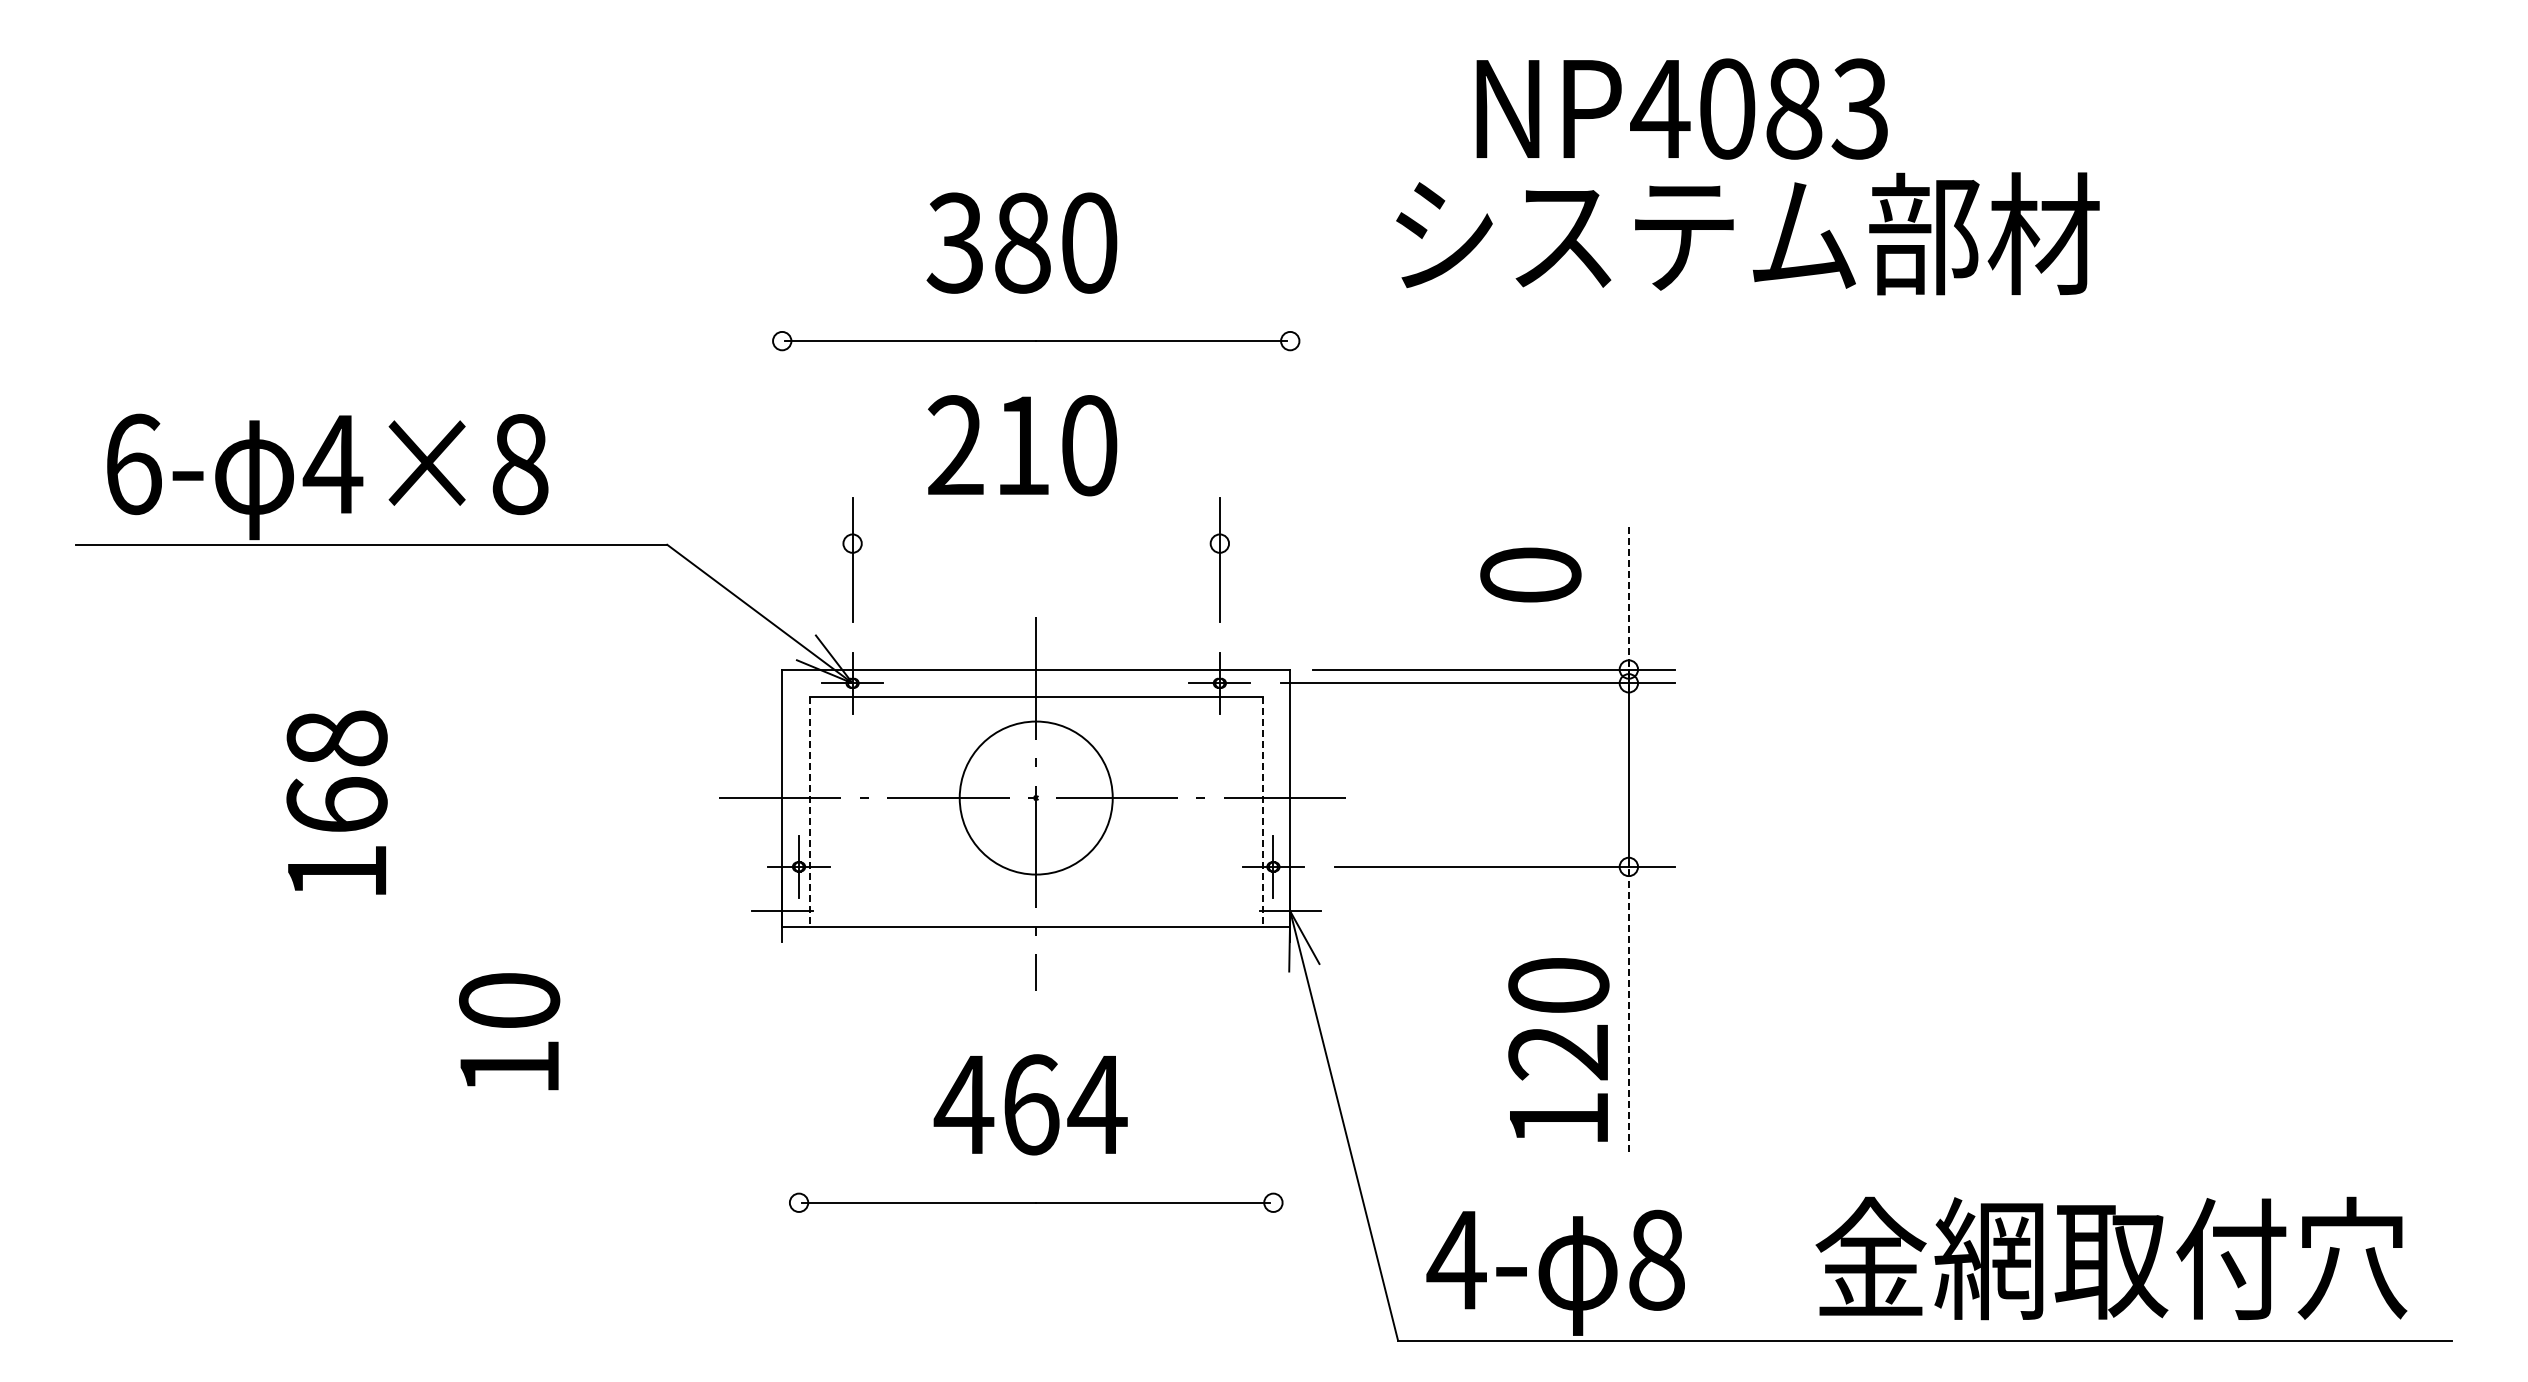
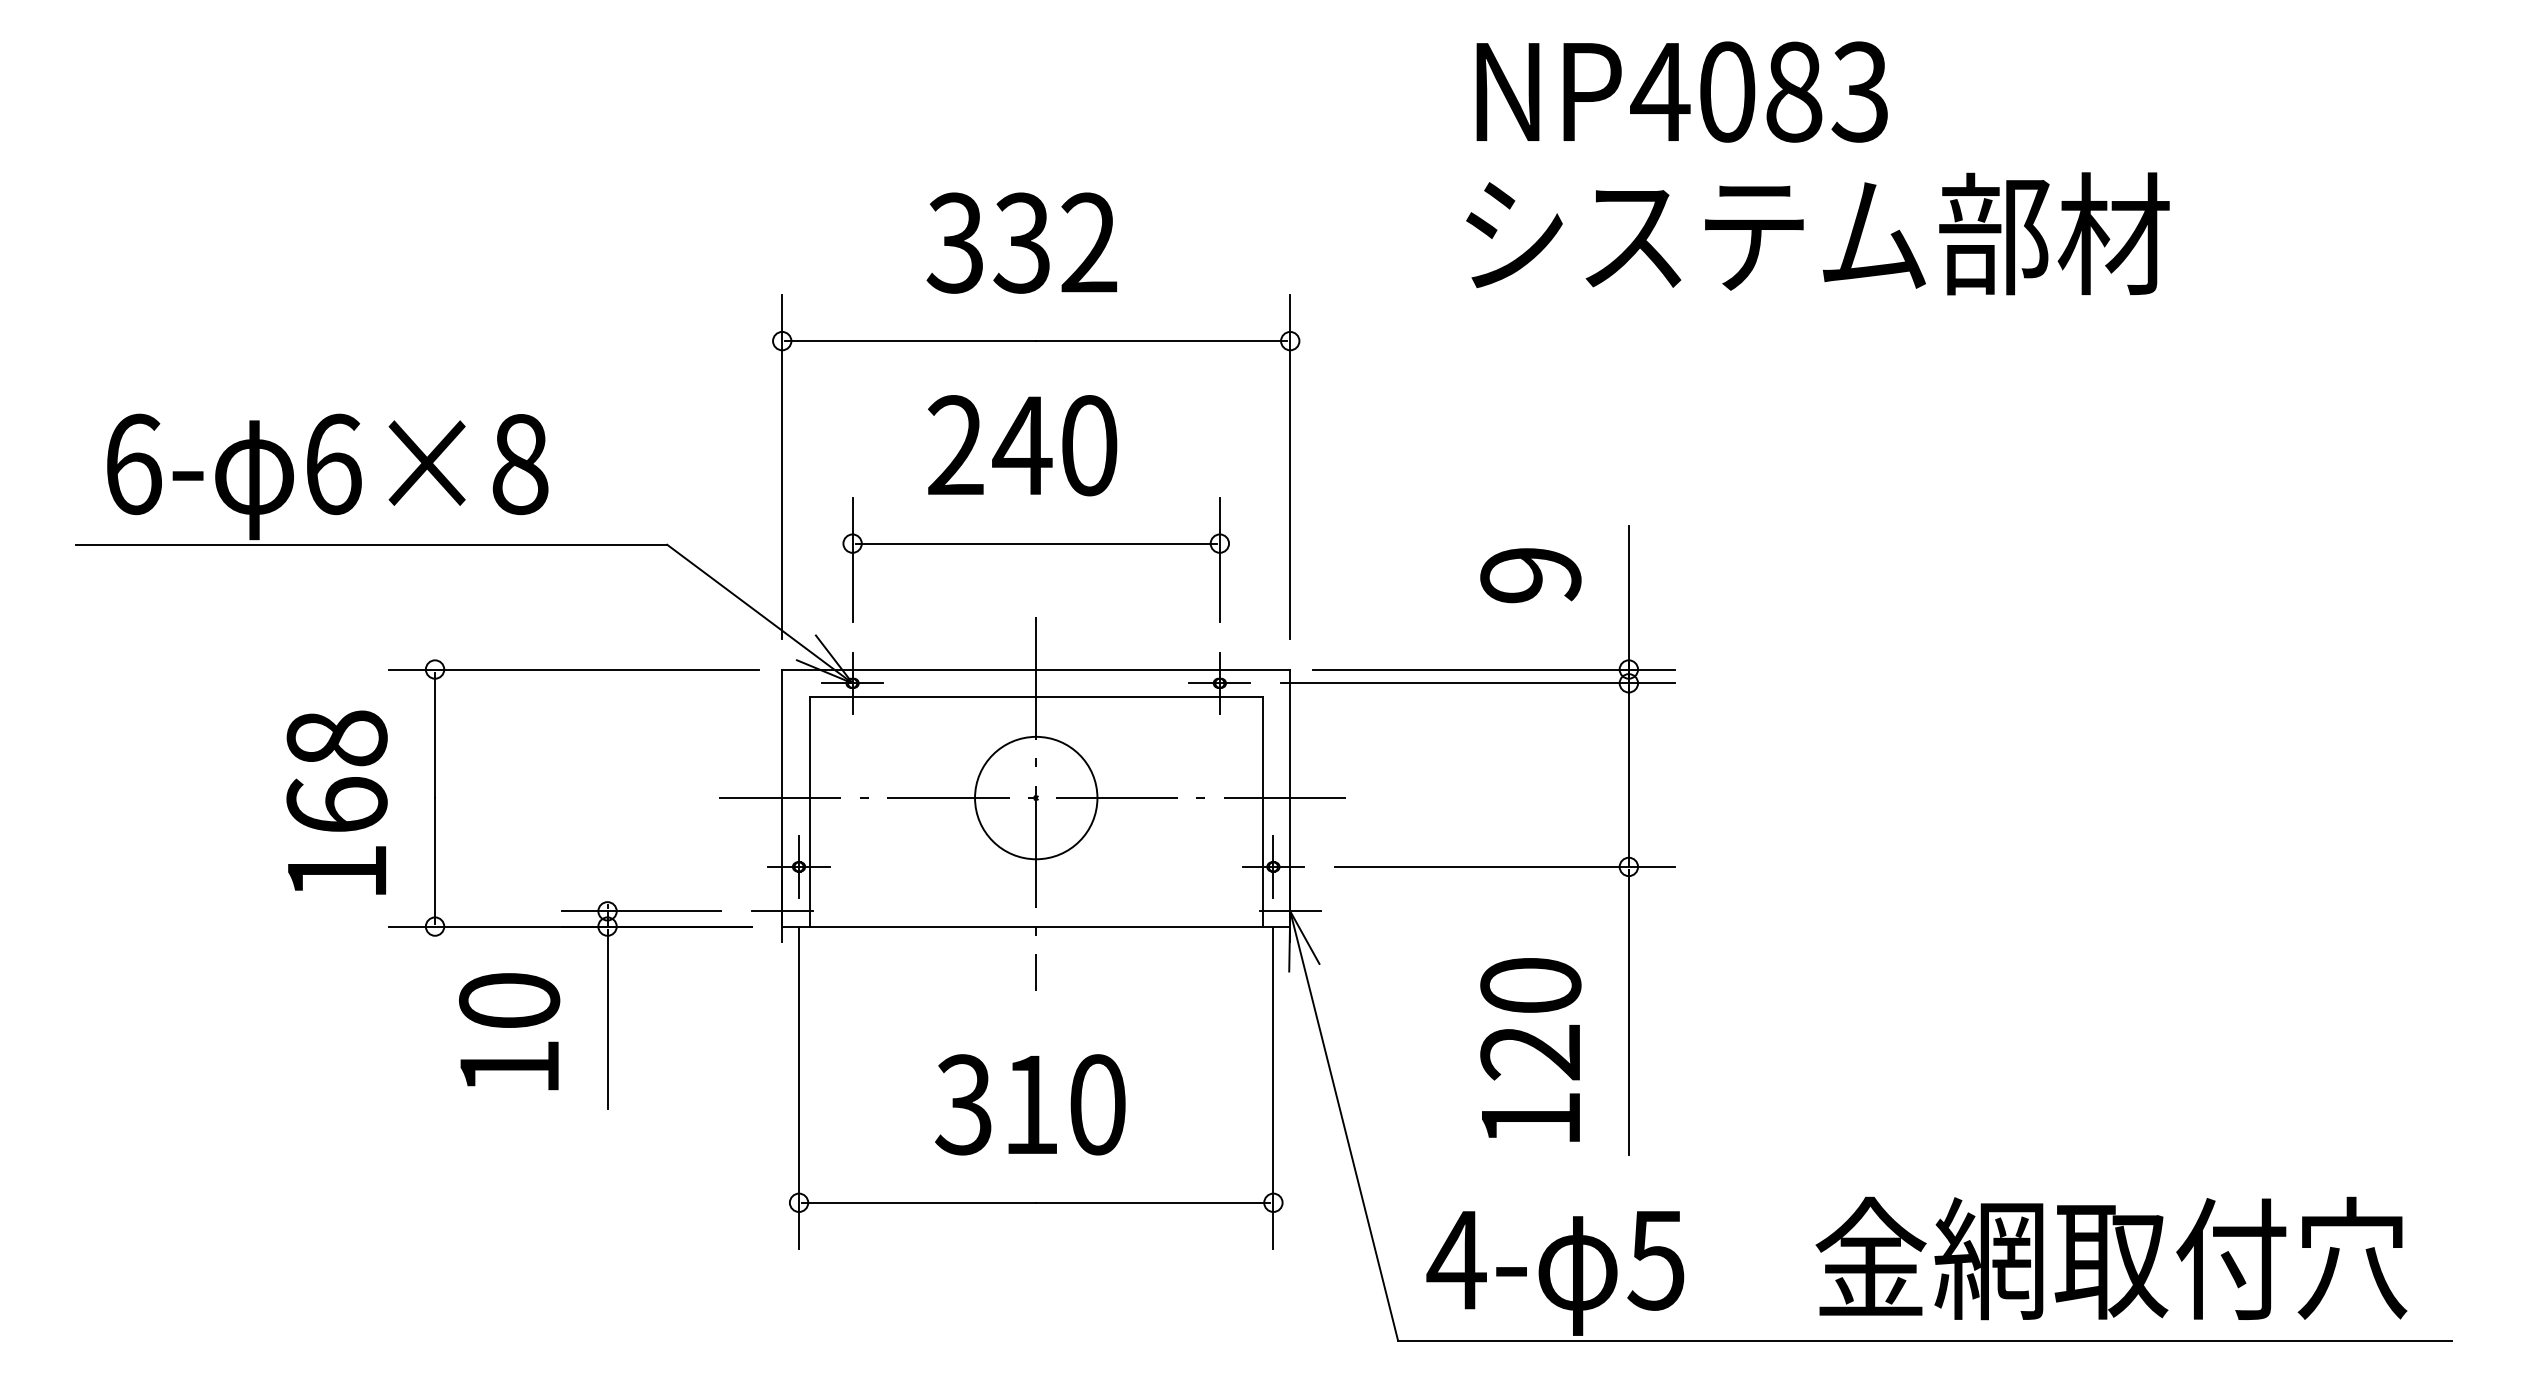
text position: (1681, 108) -> (1681, 91) (1681, 91)
text position: (1747, 233) -> (1817, 233) (1817, 233)
text: 380 -> 332 (1055, 242)
text: 210 -> 240 (1022, 445)
text: 4×8 -> 6×8 (332, 464)
line: none -> present (782, 467)
line: none -> present (1290, 467)
line: none -> present (1035, 543)
text: 0 -> 9 (1530, 575)
line: dashed -> solid (1628, 601)
circle diameter: 153 px -> 122 px (1036, 797)
line: dashed -> solid (809, 811)
line: dashed -> solid (1262, 811)
part: none -> present (573, 910)
line: dashed -> solid (1628, 1012)
text position: (1558, 1049) -> (1530, 1049) (1530, 1049)
line: none -> present (799, 1088)
line: none -> present (1273, 1088)
text: 464 -> 310 (1030, 1104)
text: 8 -> 5 (1655, 1259)
